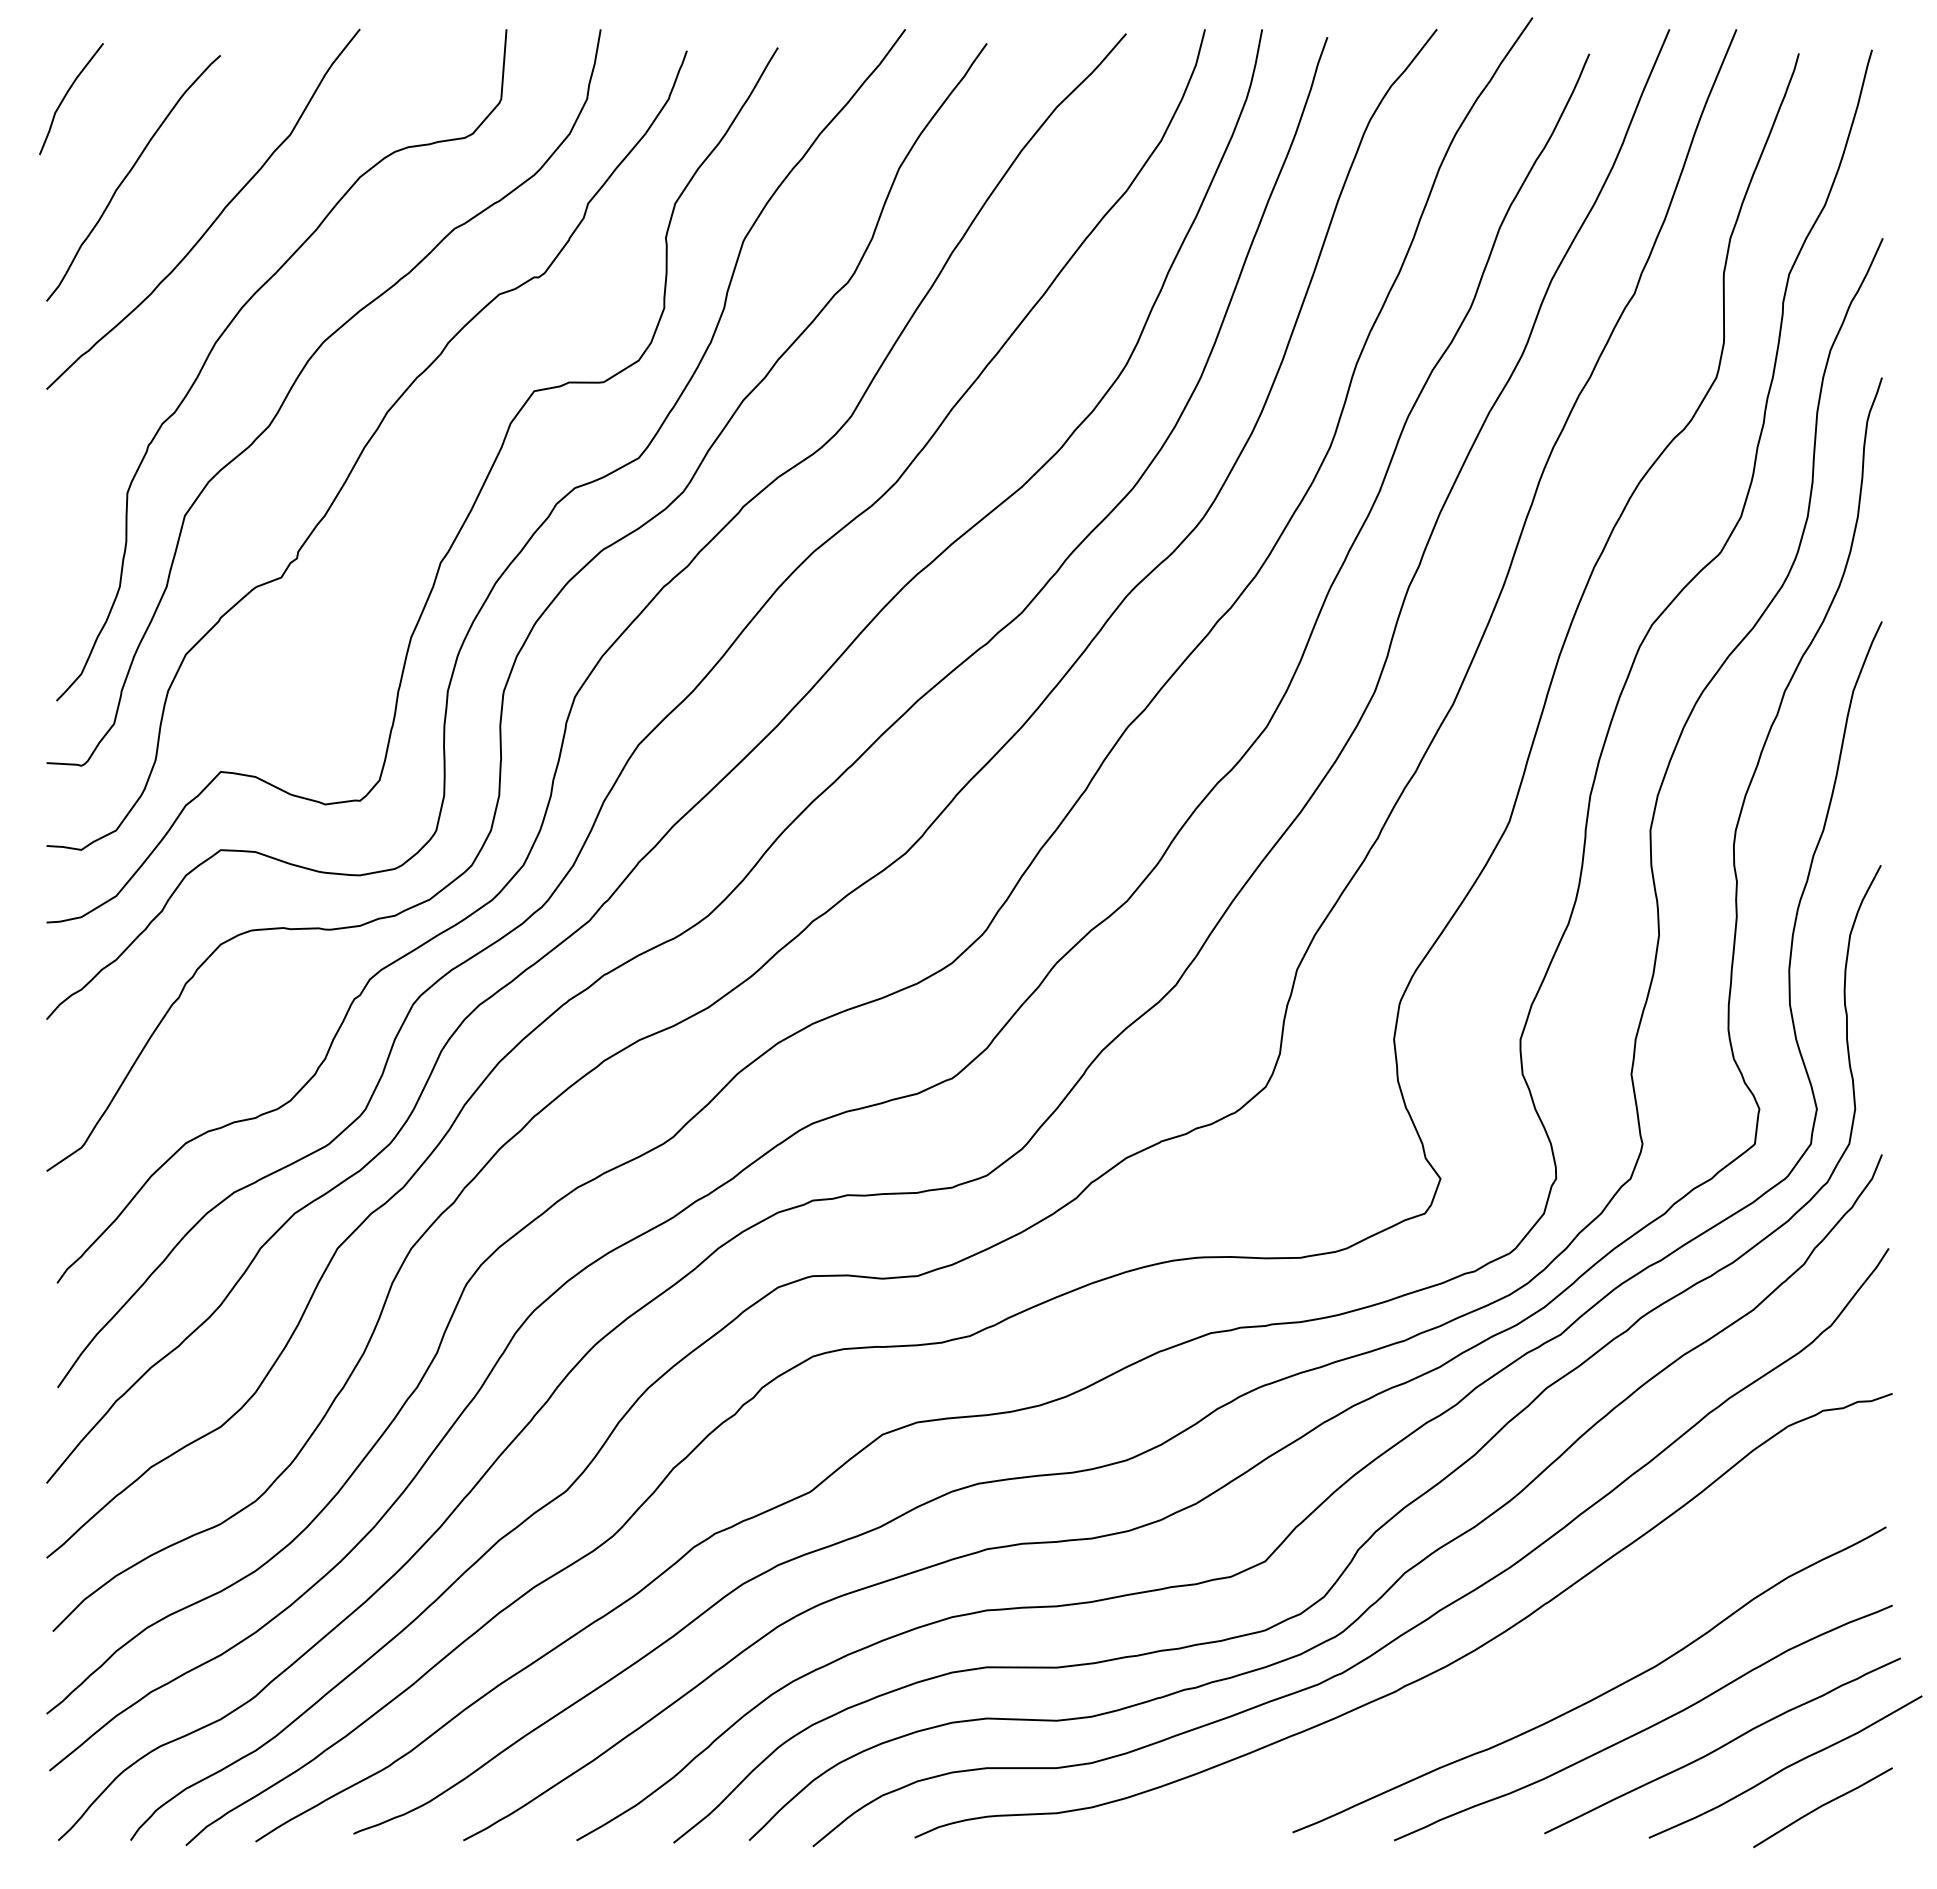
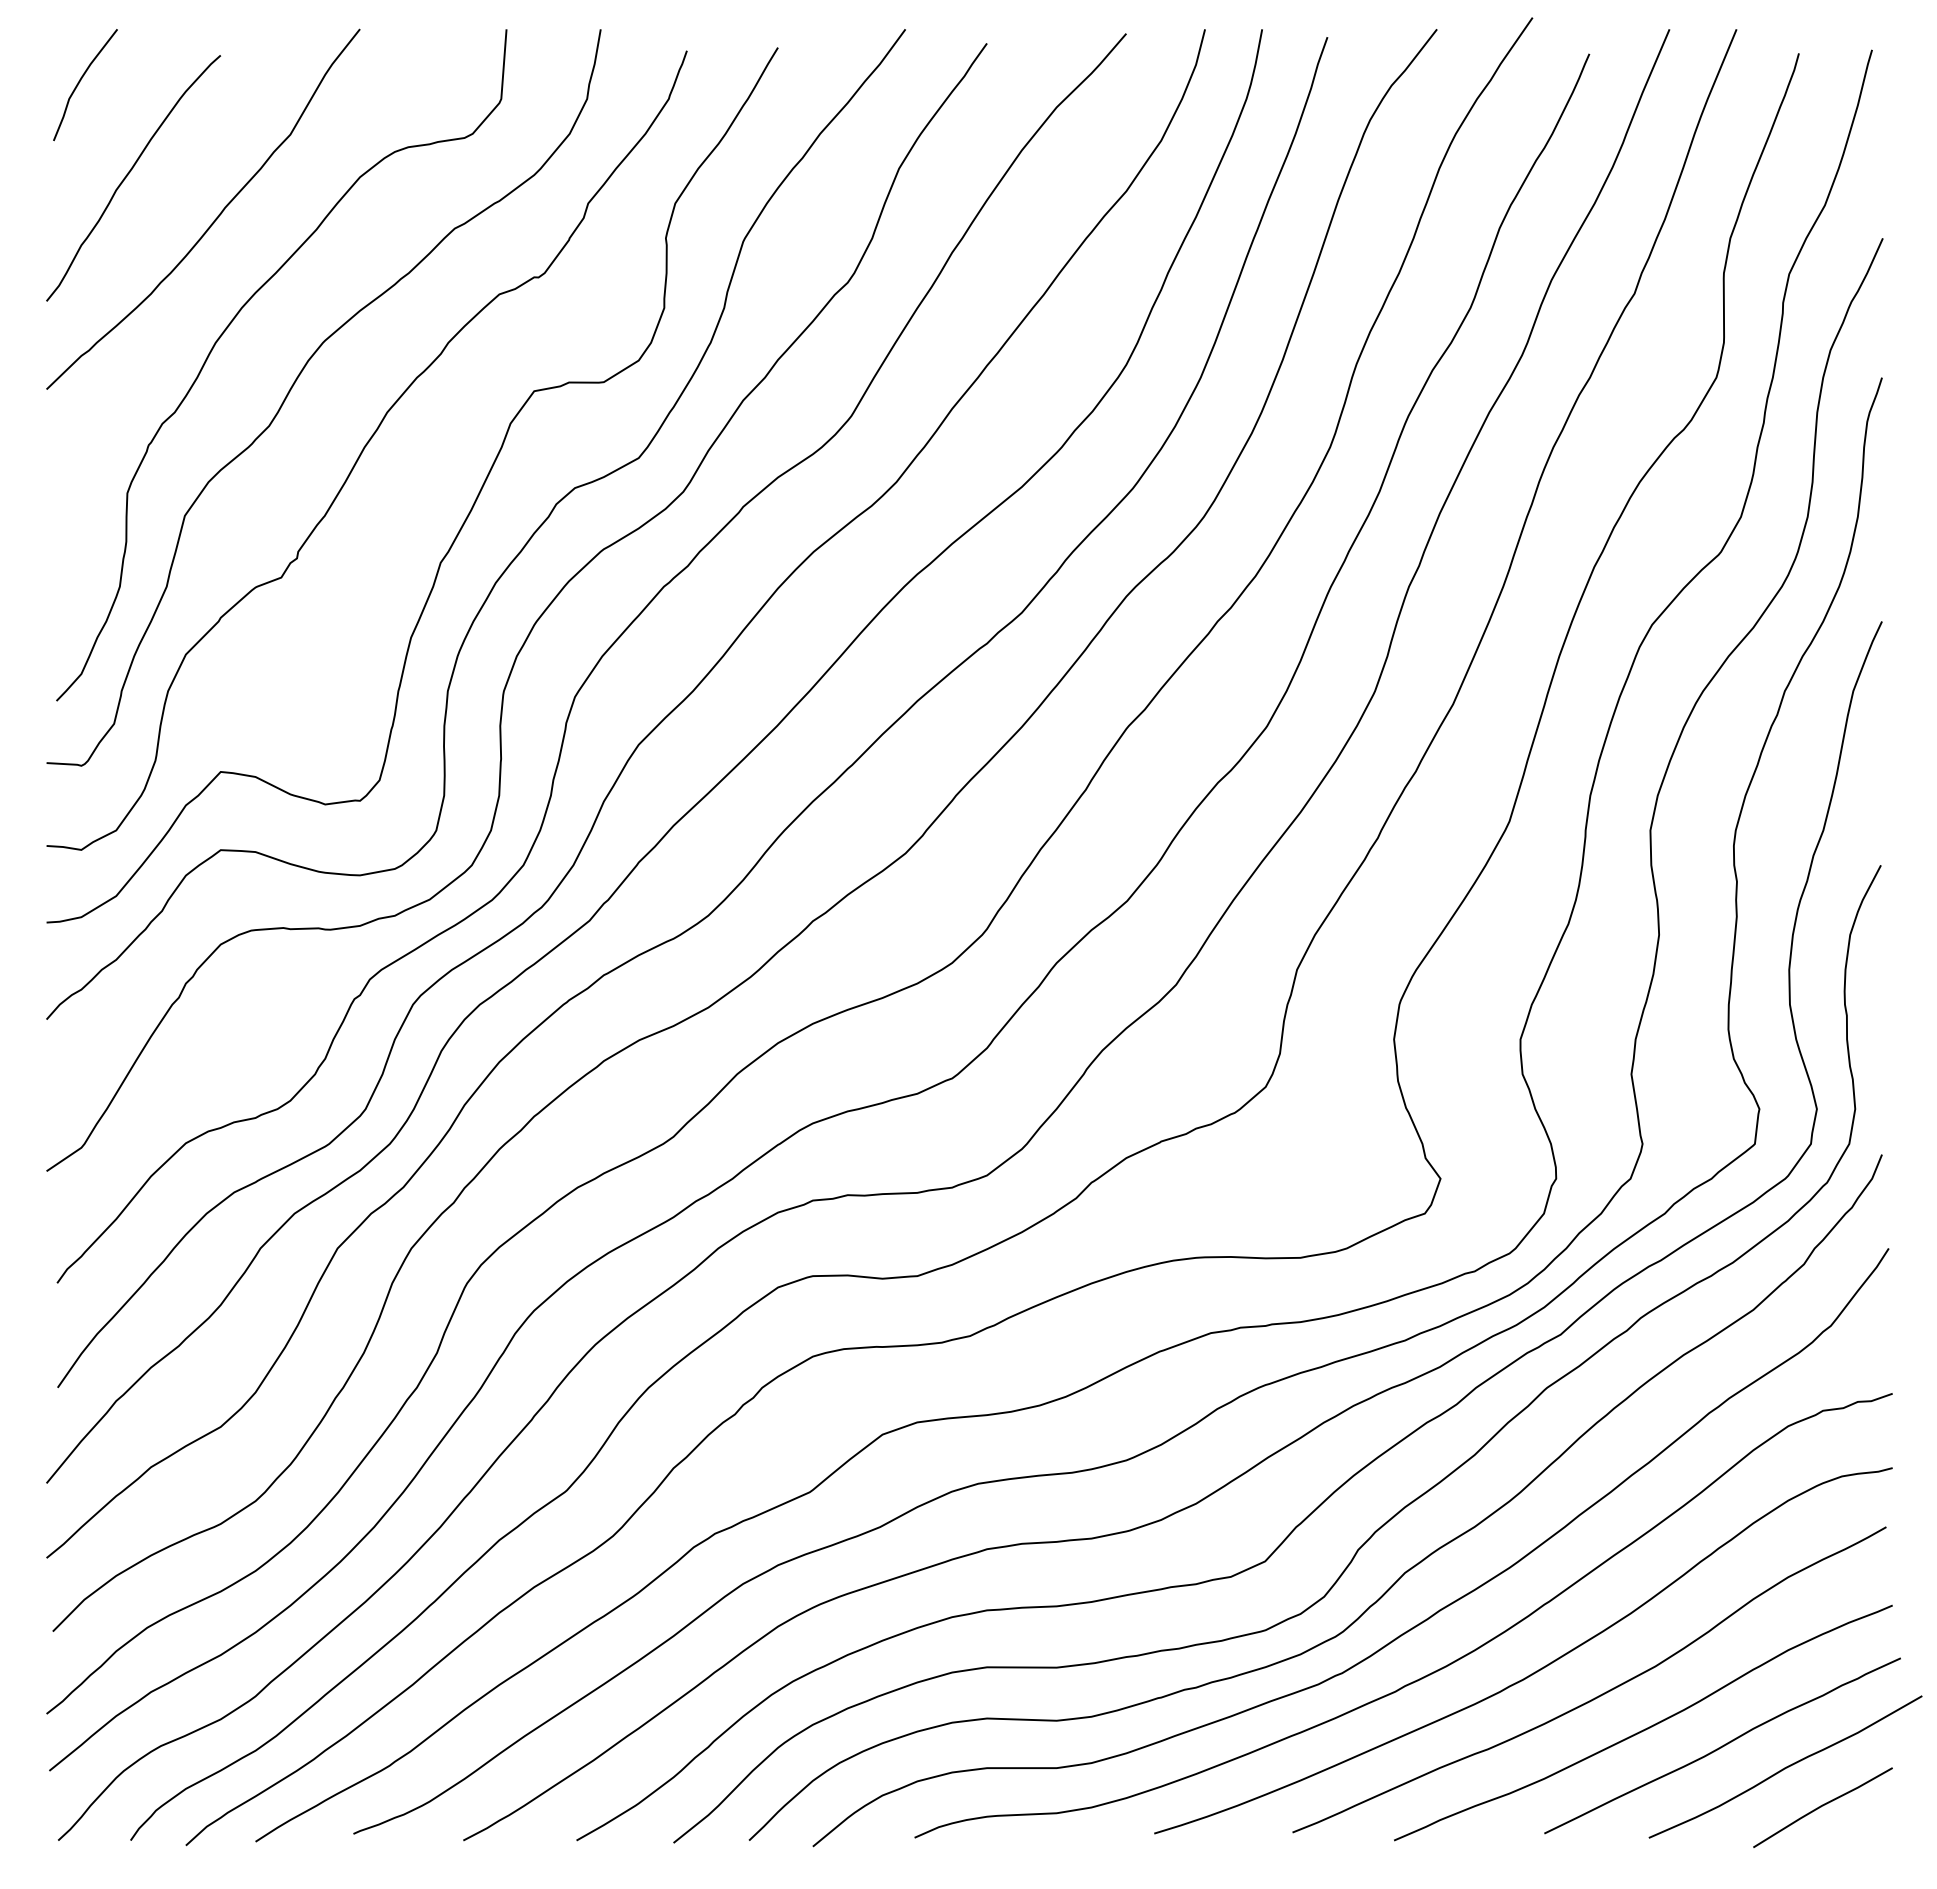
curve position: (65, 97) -> (79, 83) (79, 83)
curve: none -> present (1536, 1670)
